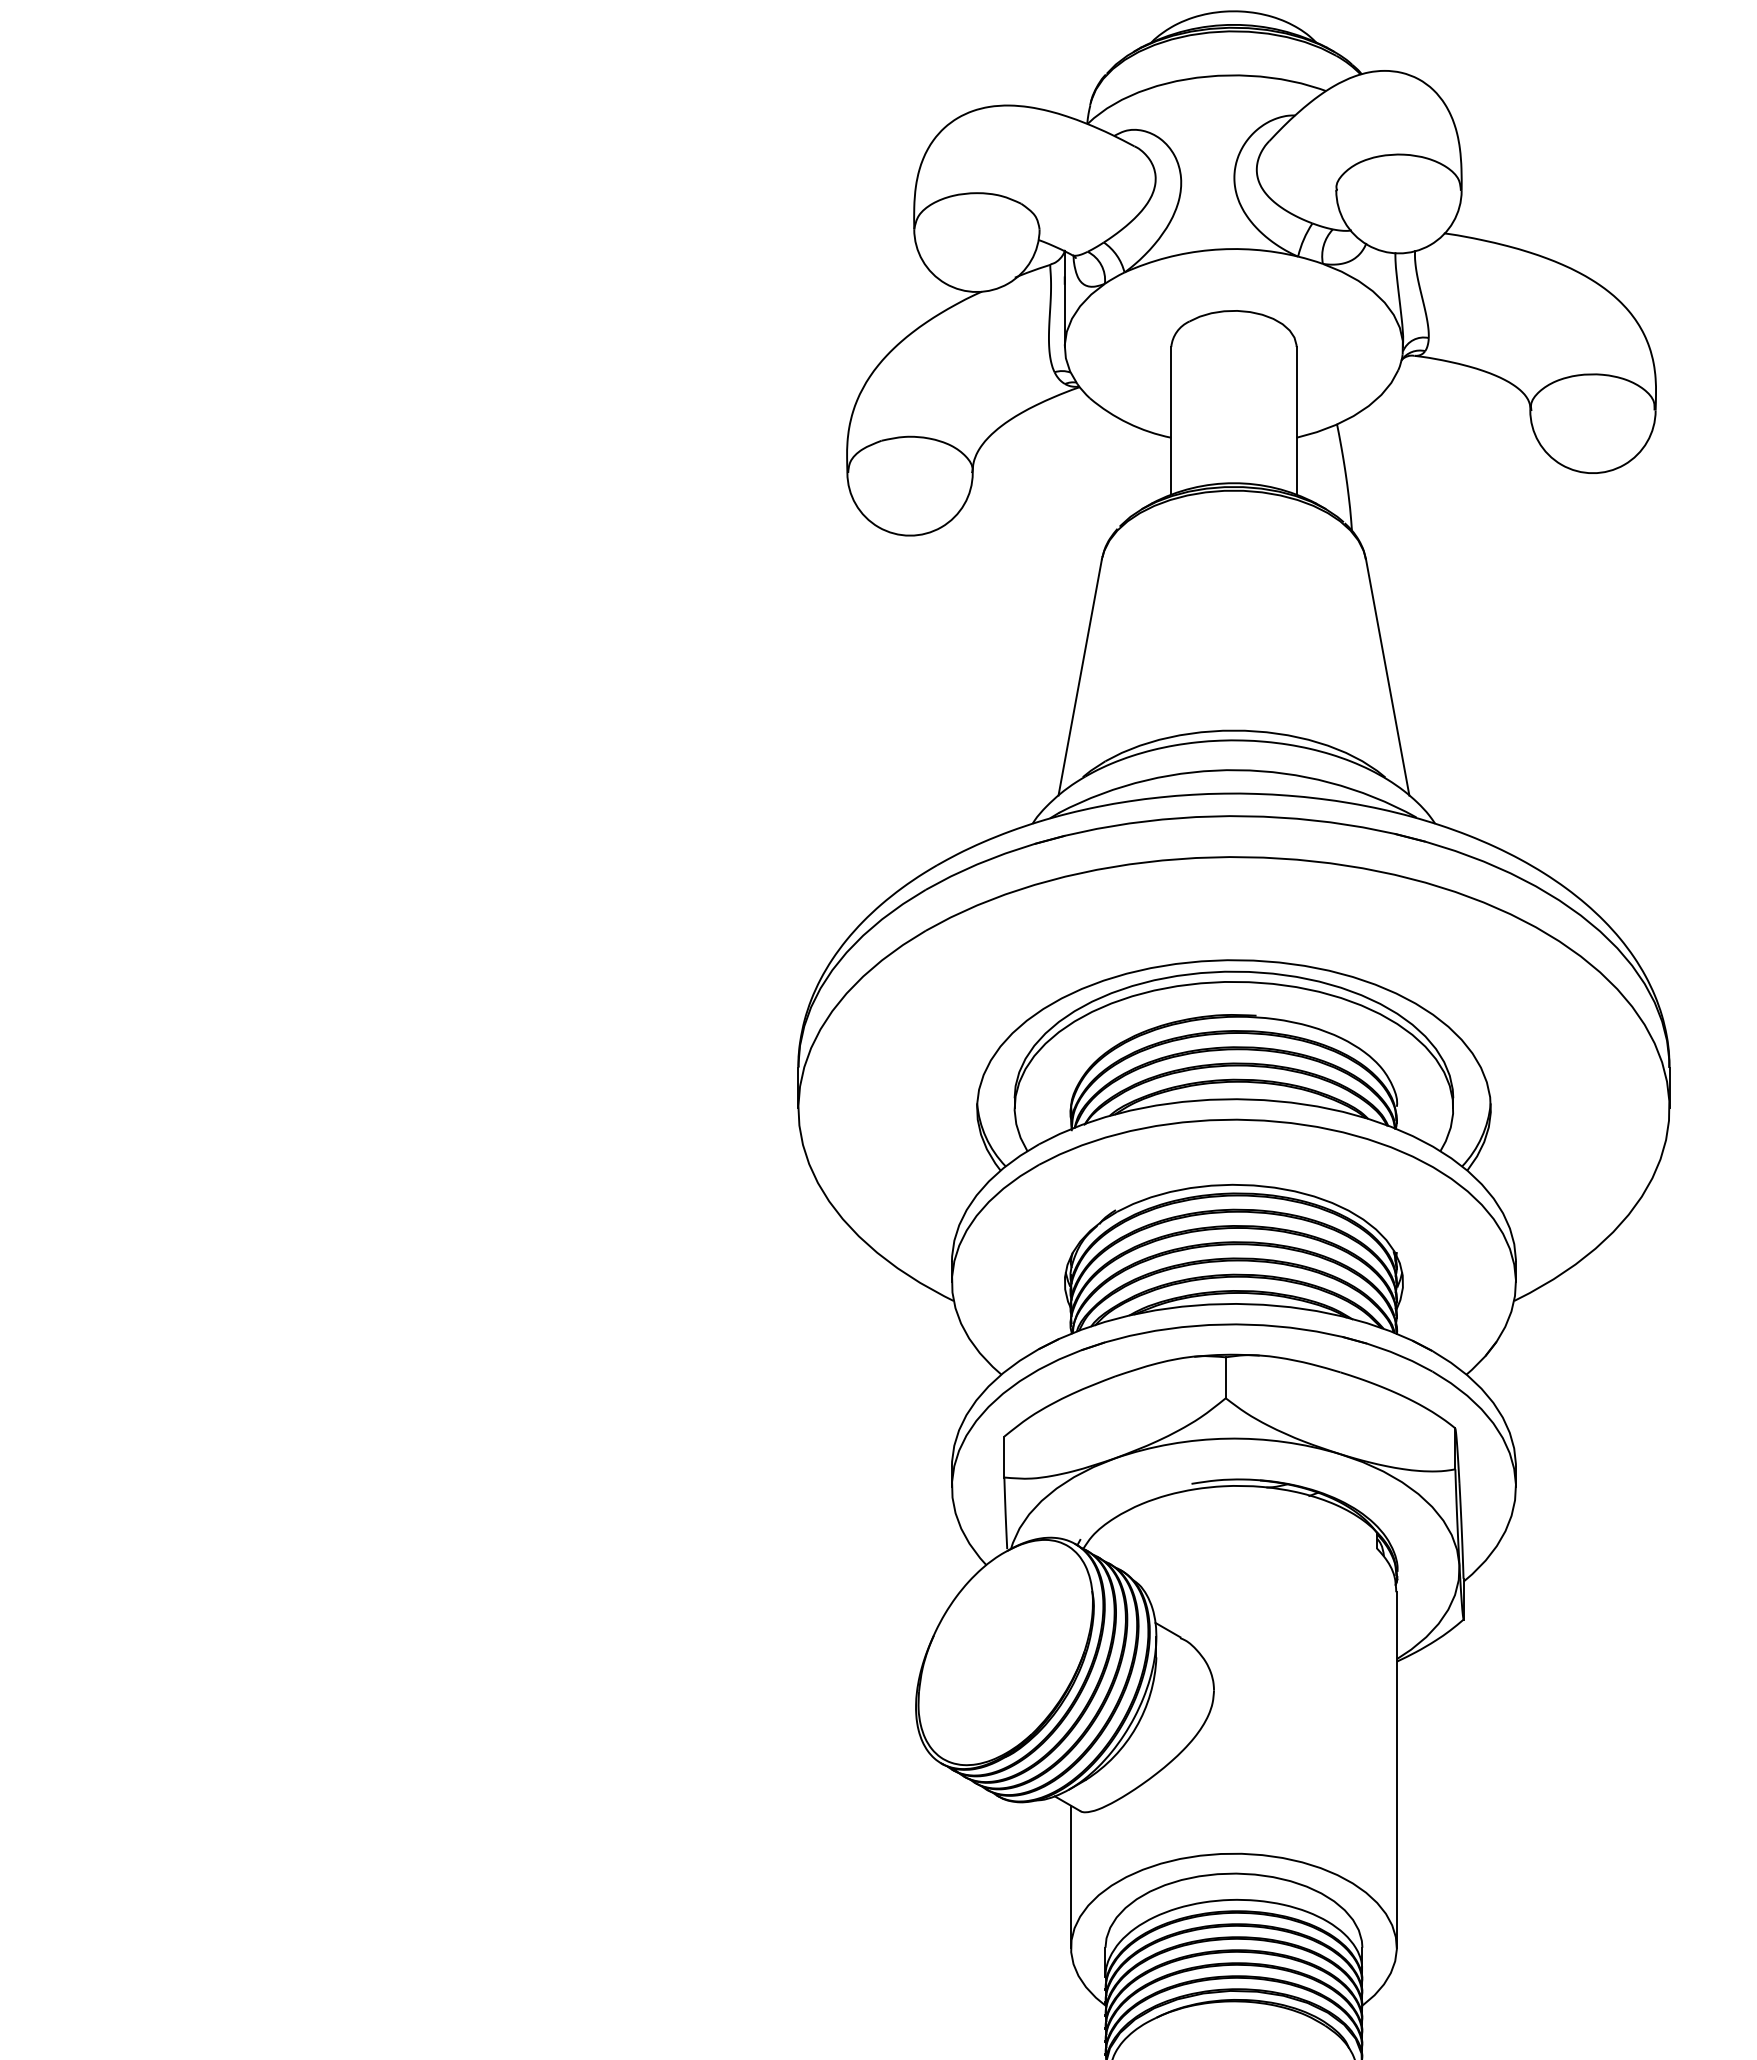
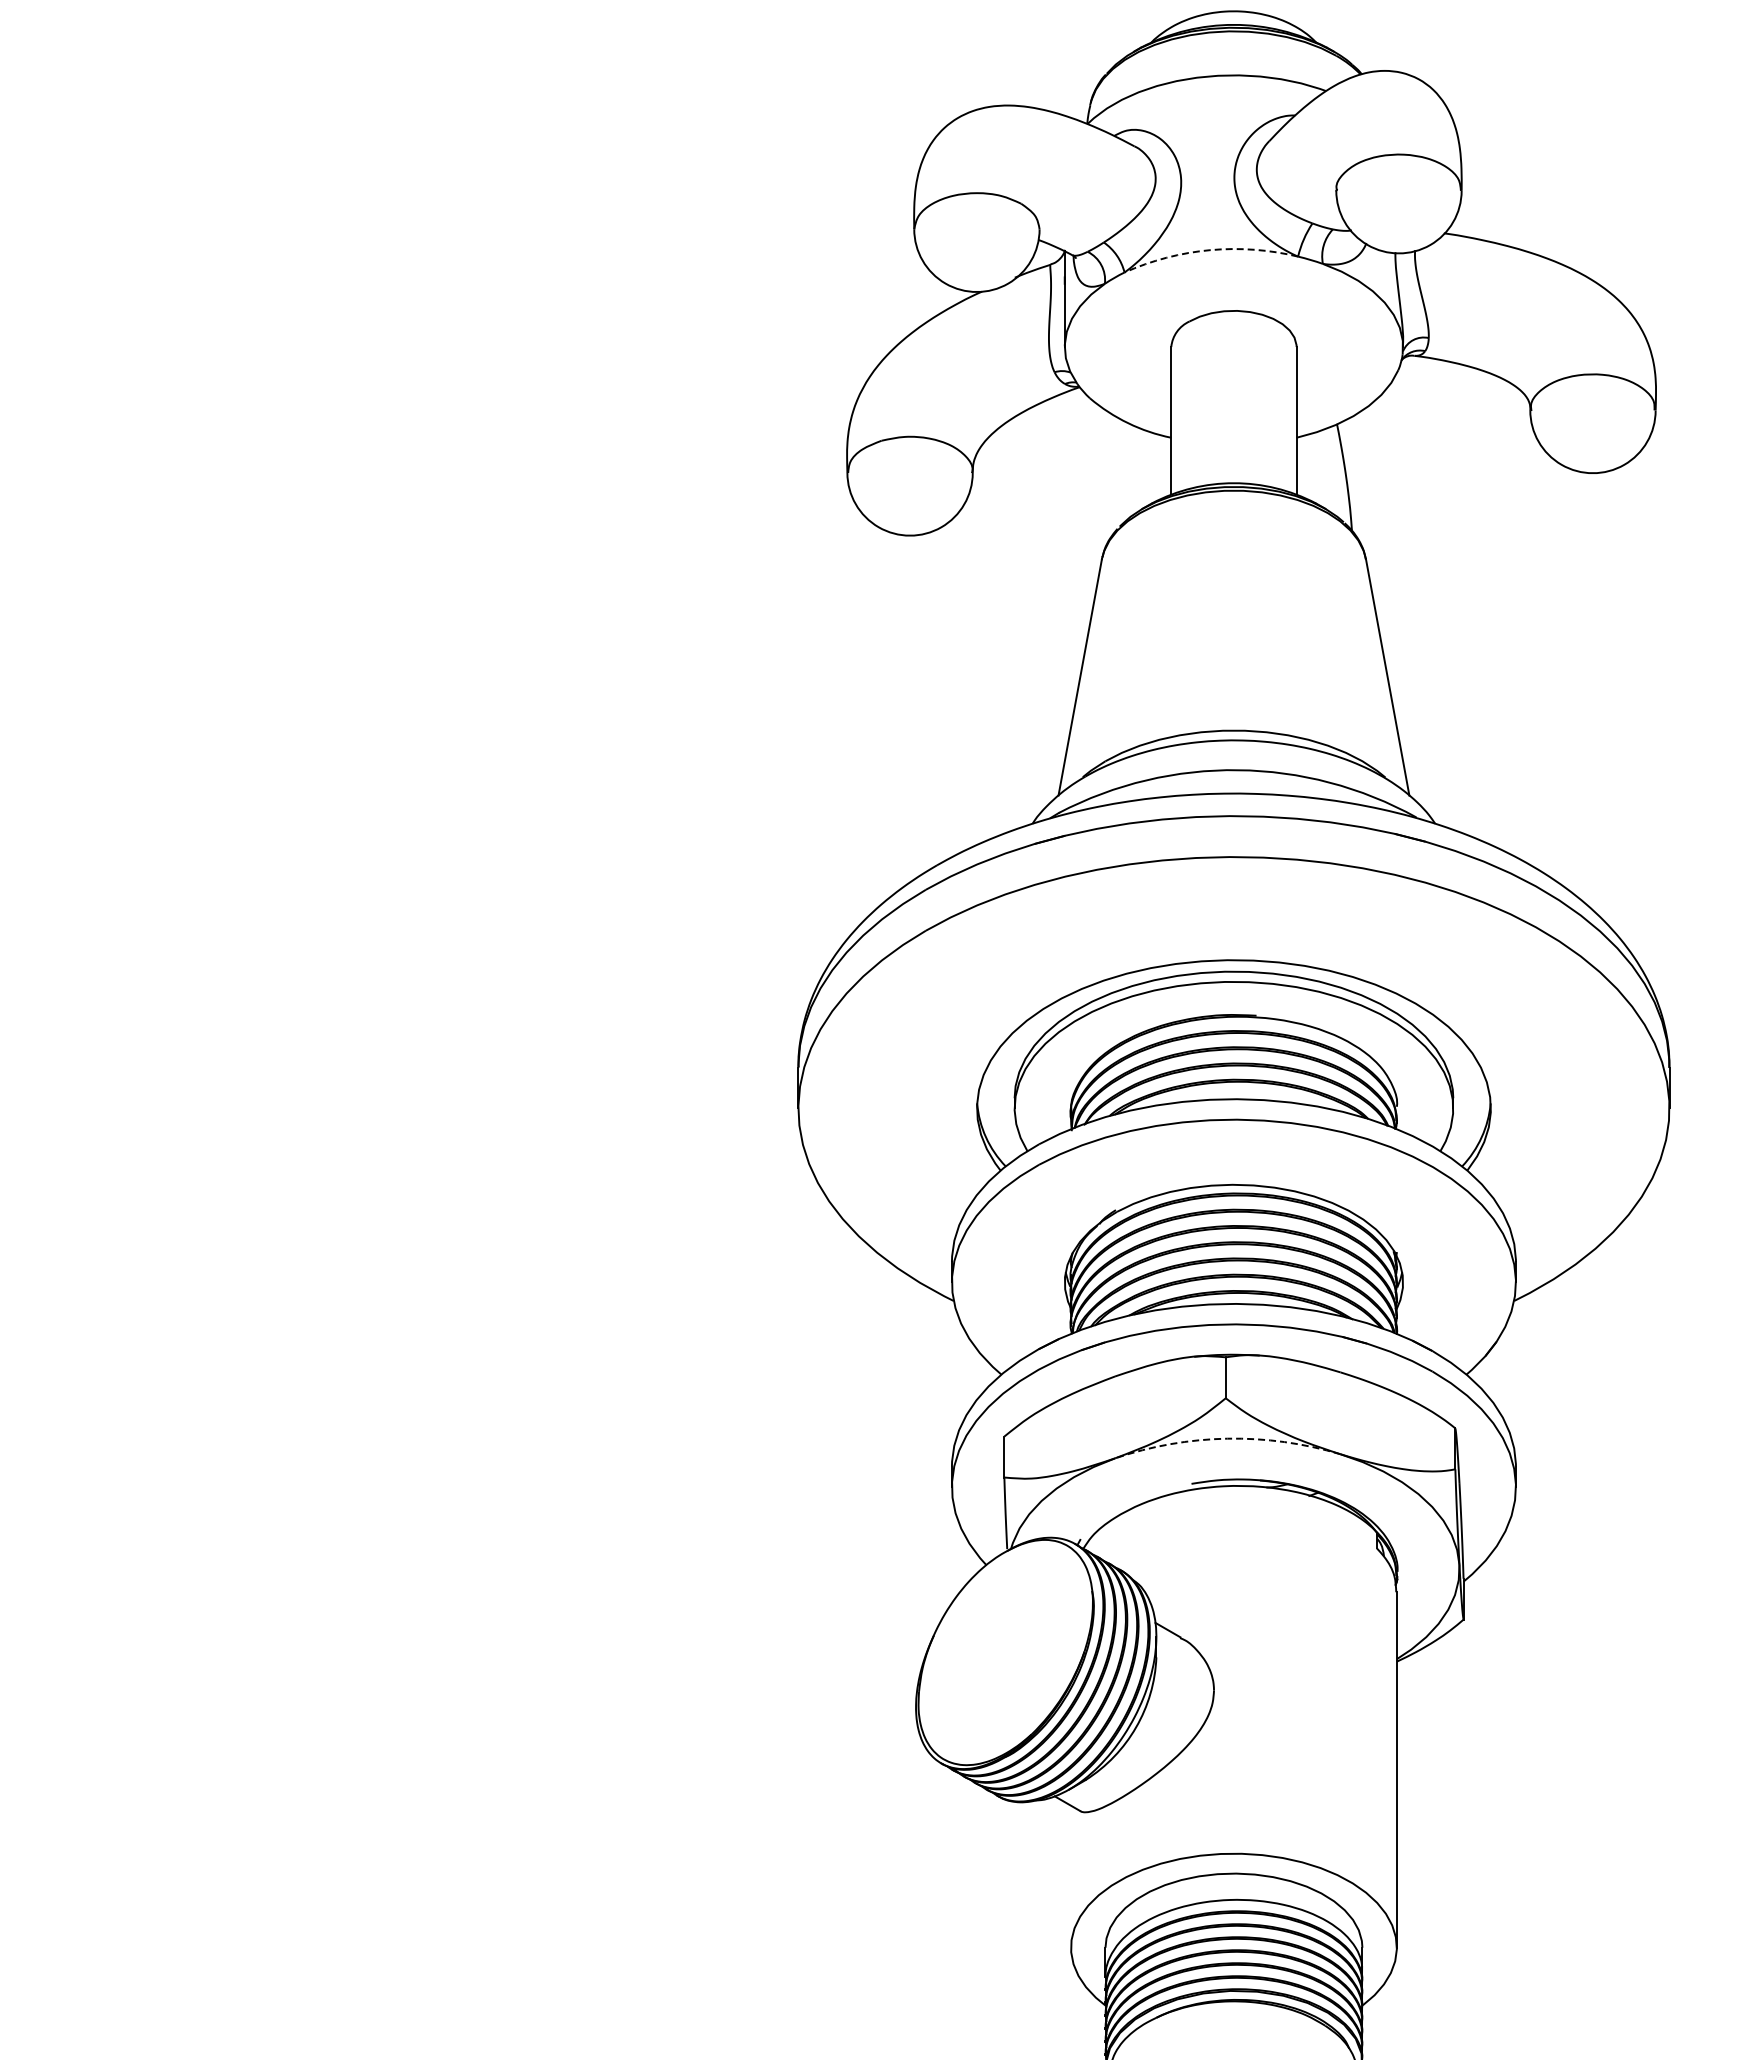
arc: solid -> dashed (1210, 250)
arc: solid -> dashed (1227, 1438)
line: present -> none (1071, 1876)
